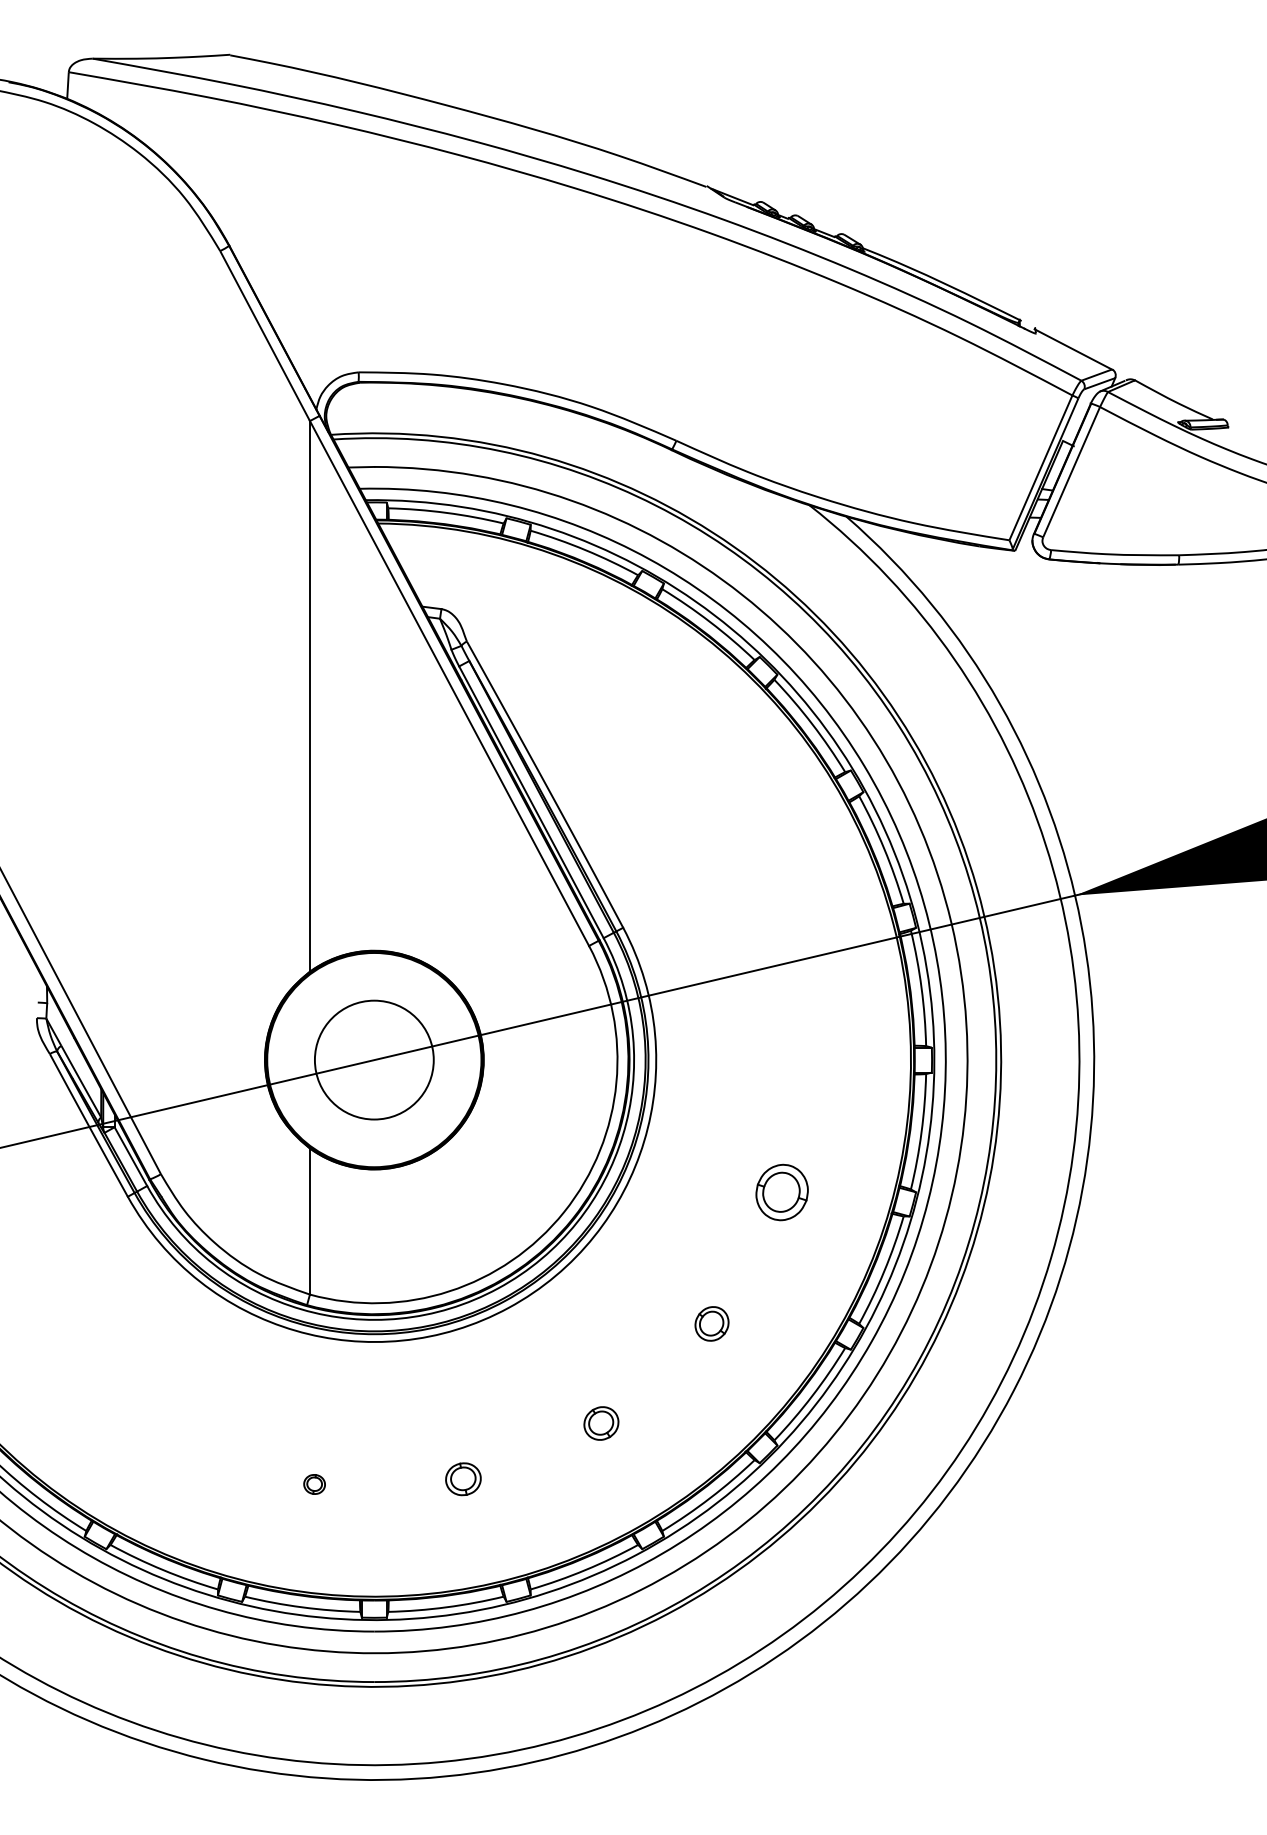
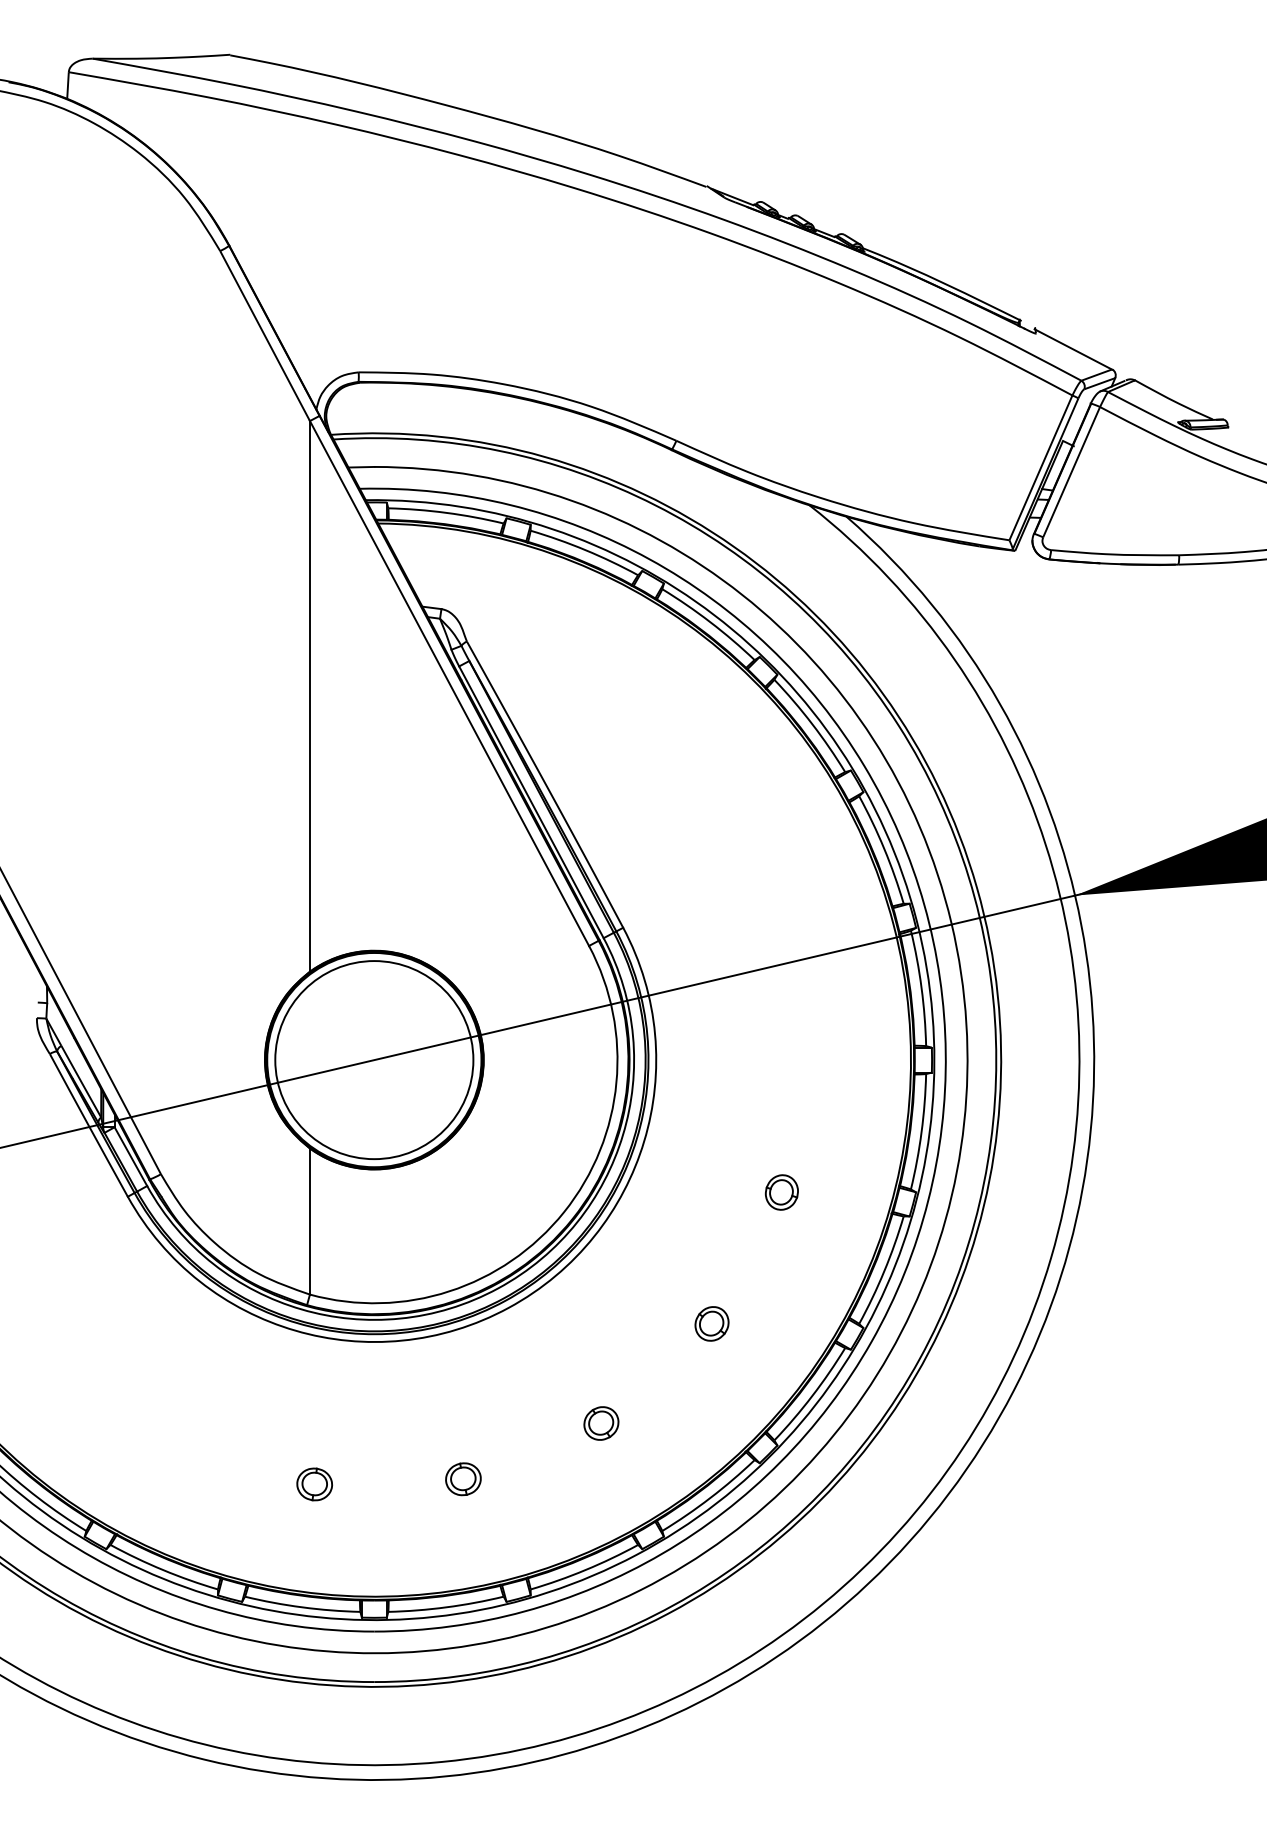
circle diameter: 119 px -> 198 px (374, 1060)
part size: 54x59 px -> 35x37 px (781, 1192)
part size: 23x21 px -> 37x35 px (314, 1484)
